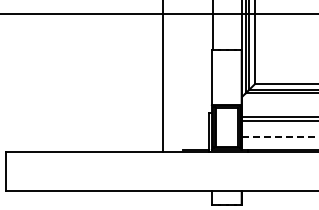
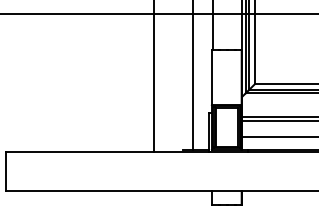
line: none -> present (192, 75)
line position: (163, 77) -> (154, 77) (154, 77)
line: dashed -> solid (280, 136)
